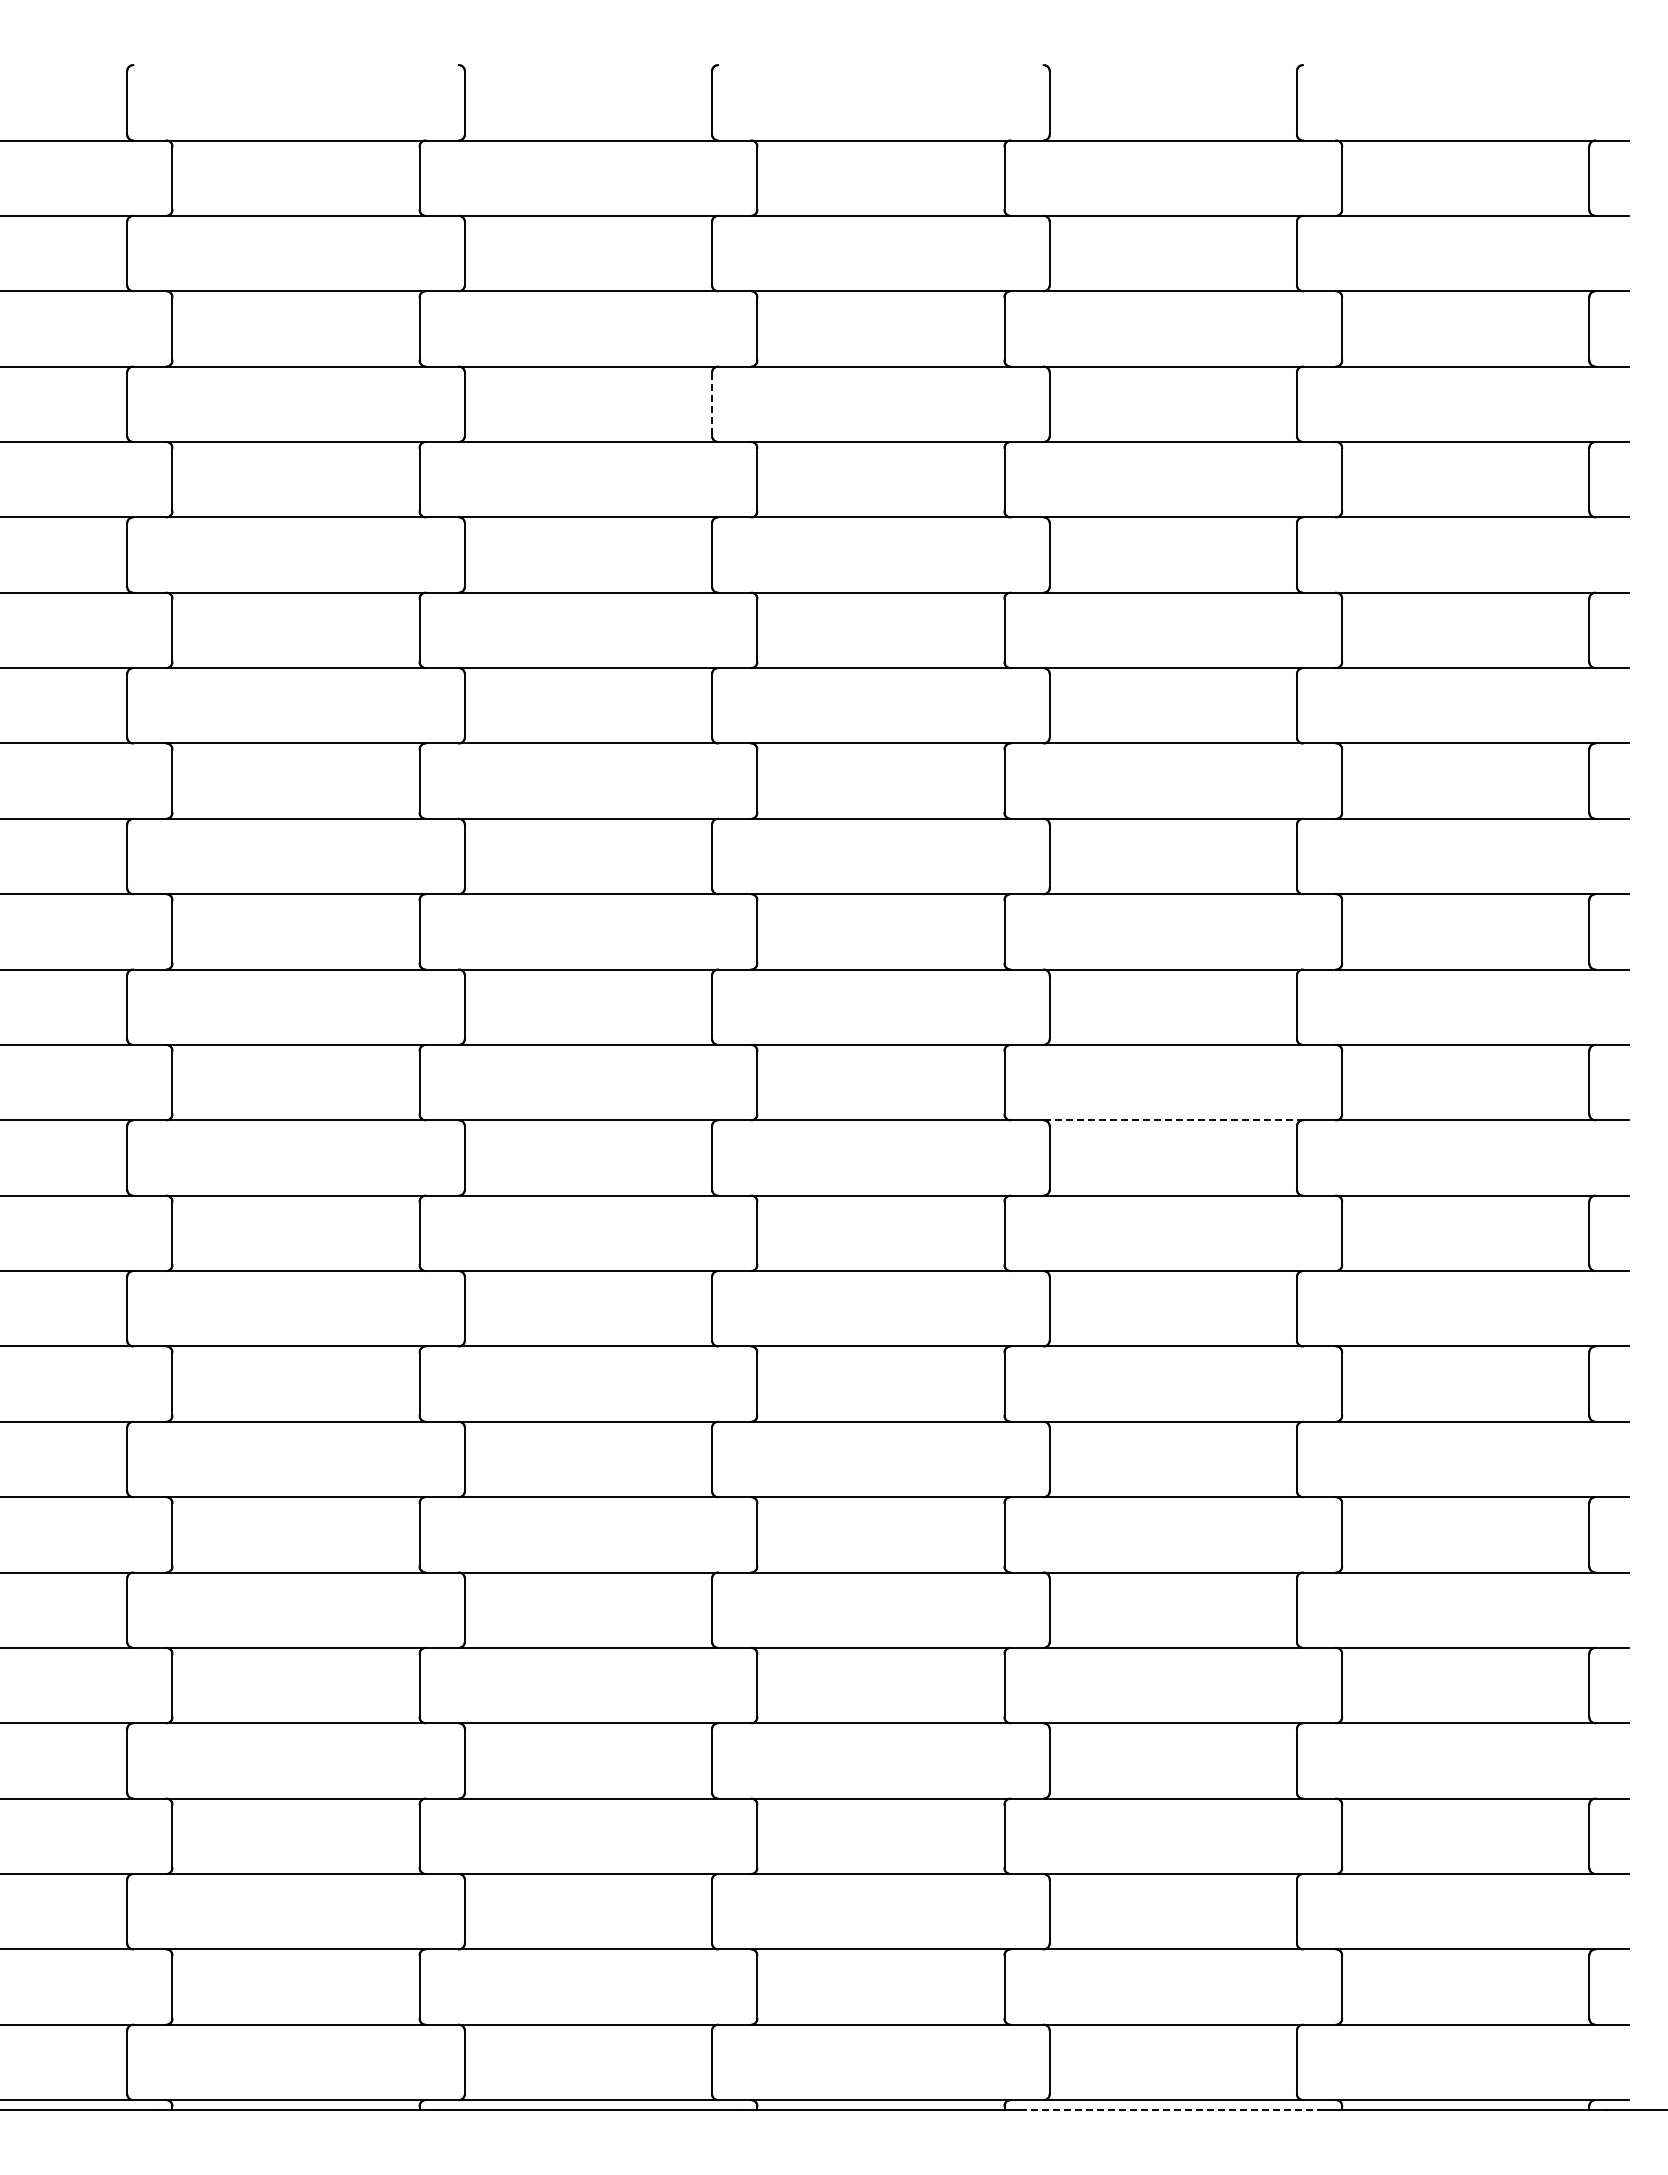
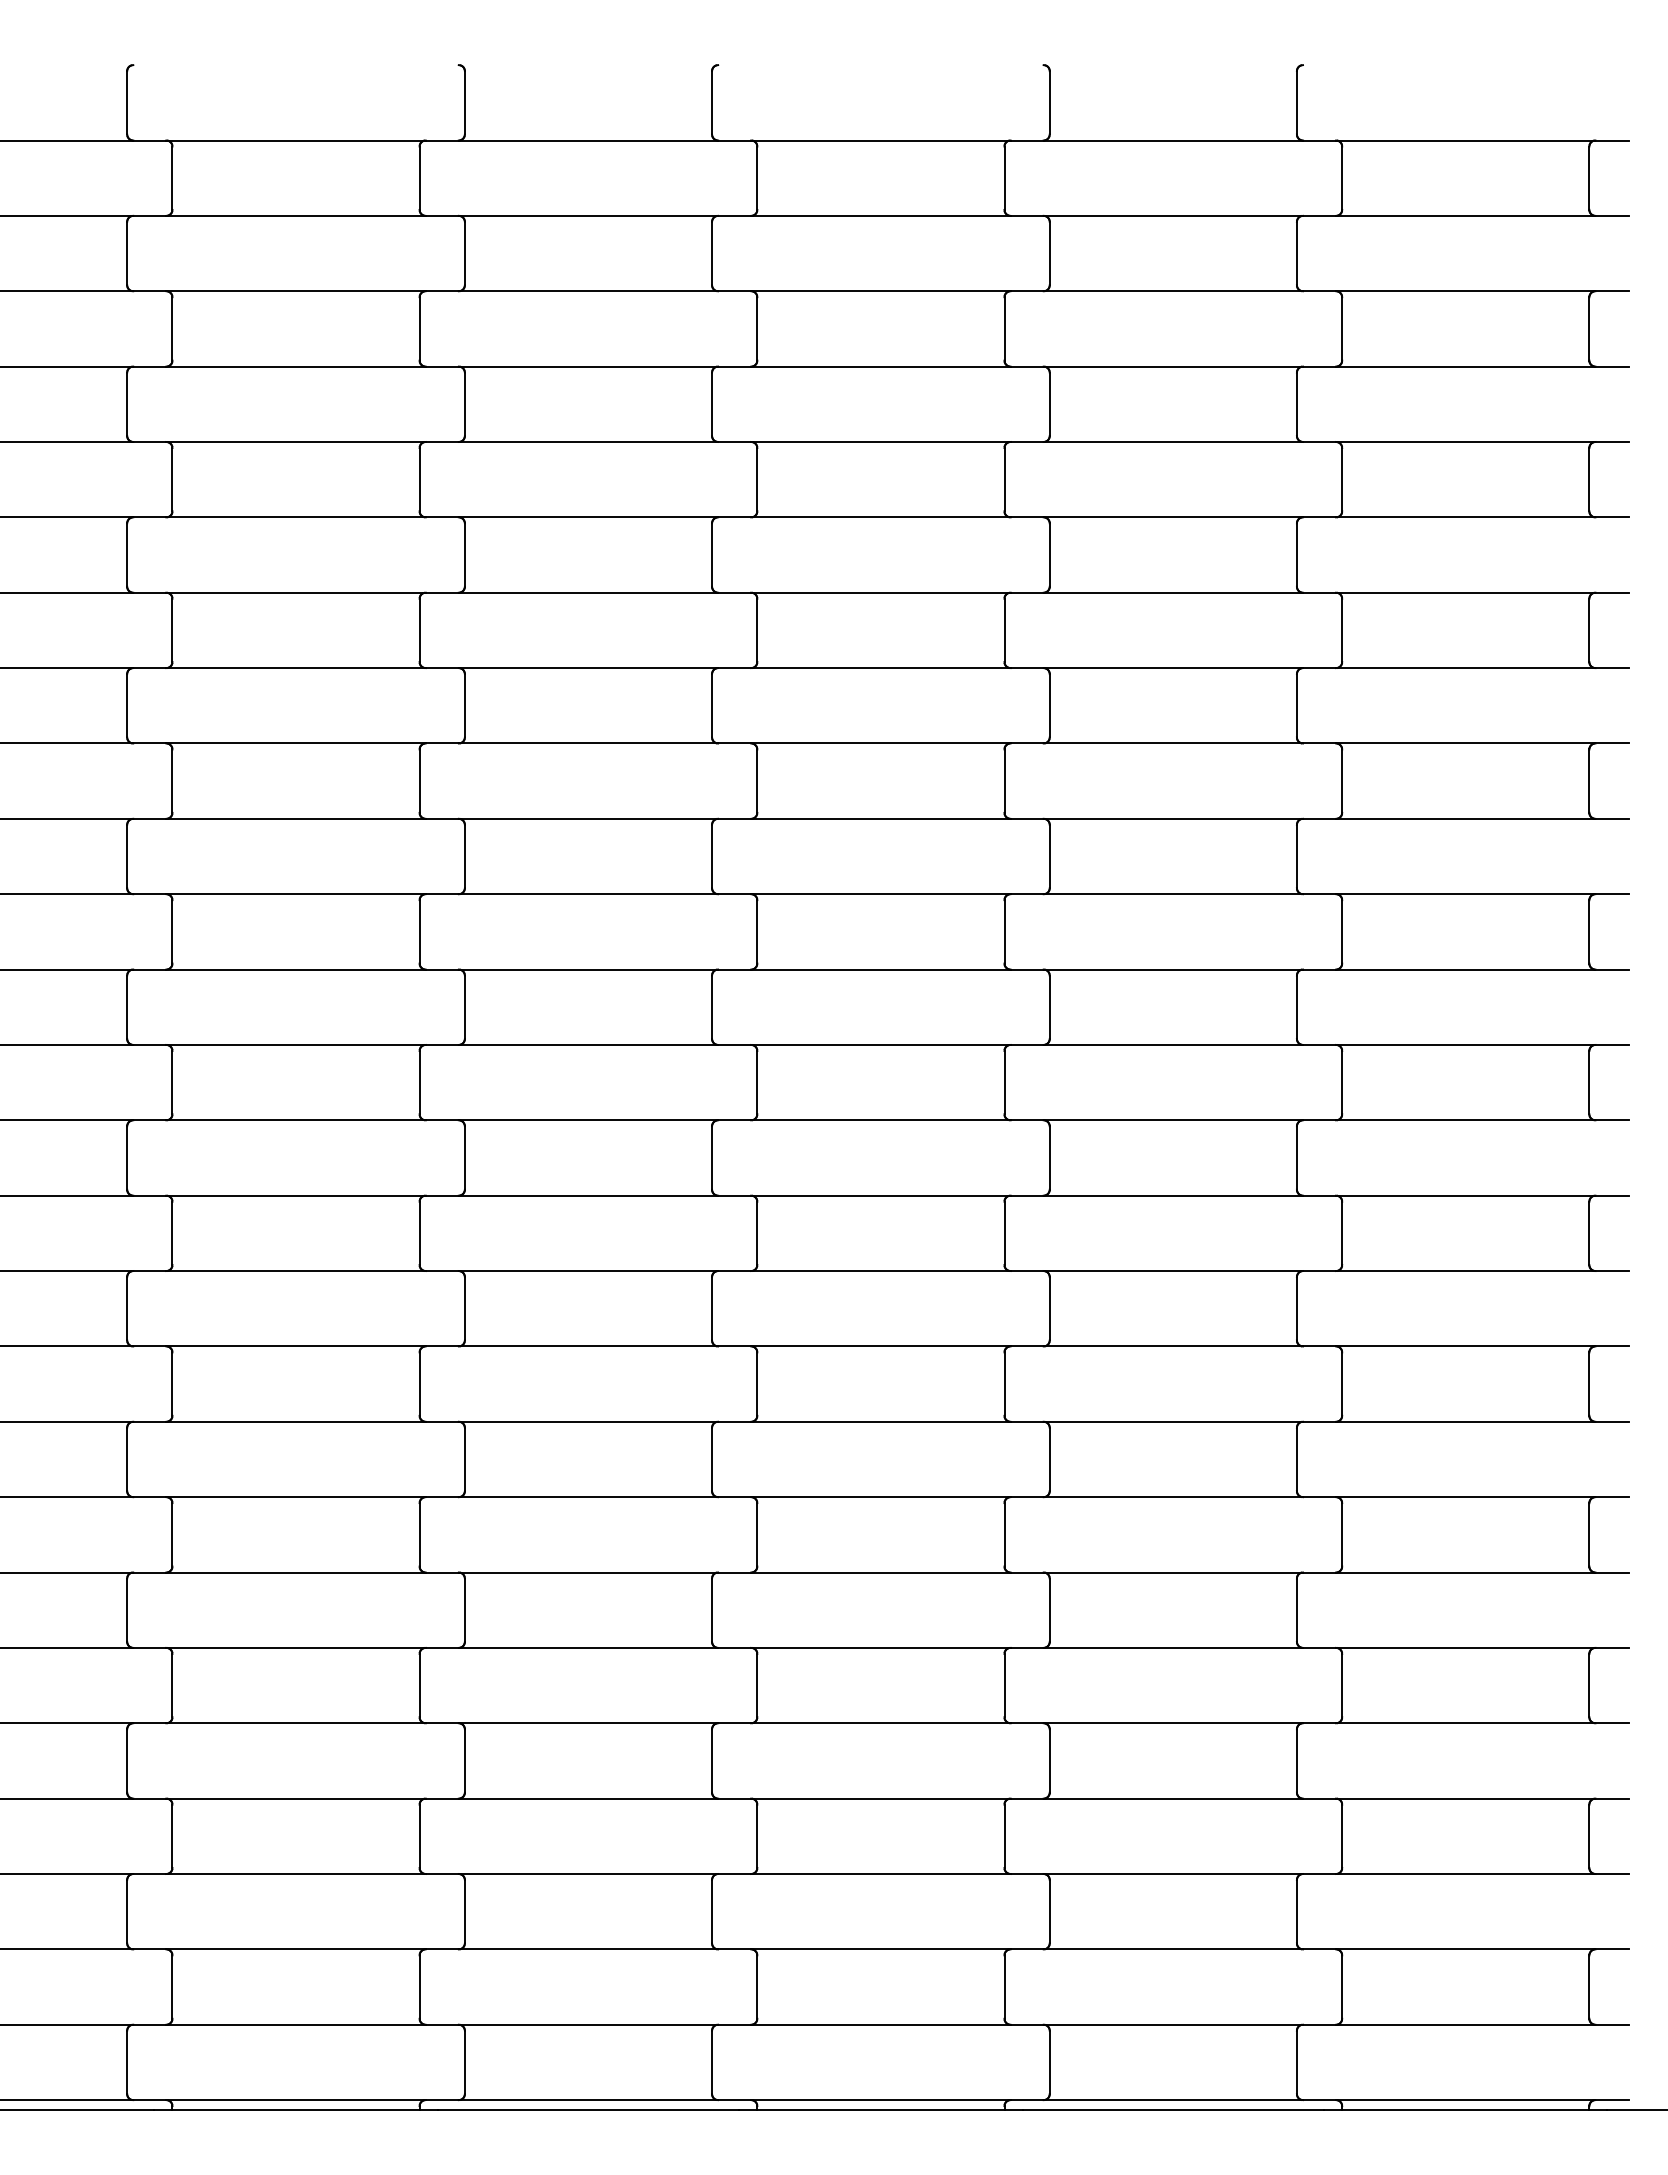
line: dashed -> solid (712, 404)
line: dashed -> solid (1173, 1120)
line: dashed -> solid (1173, 2109)
